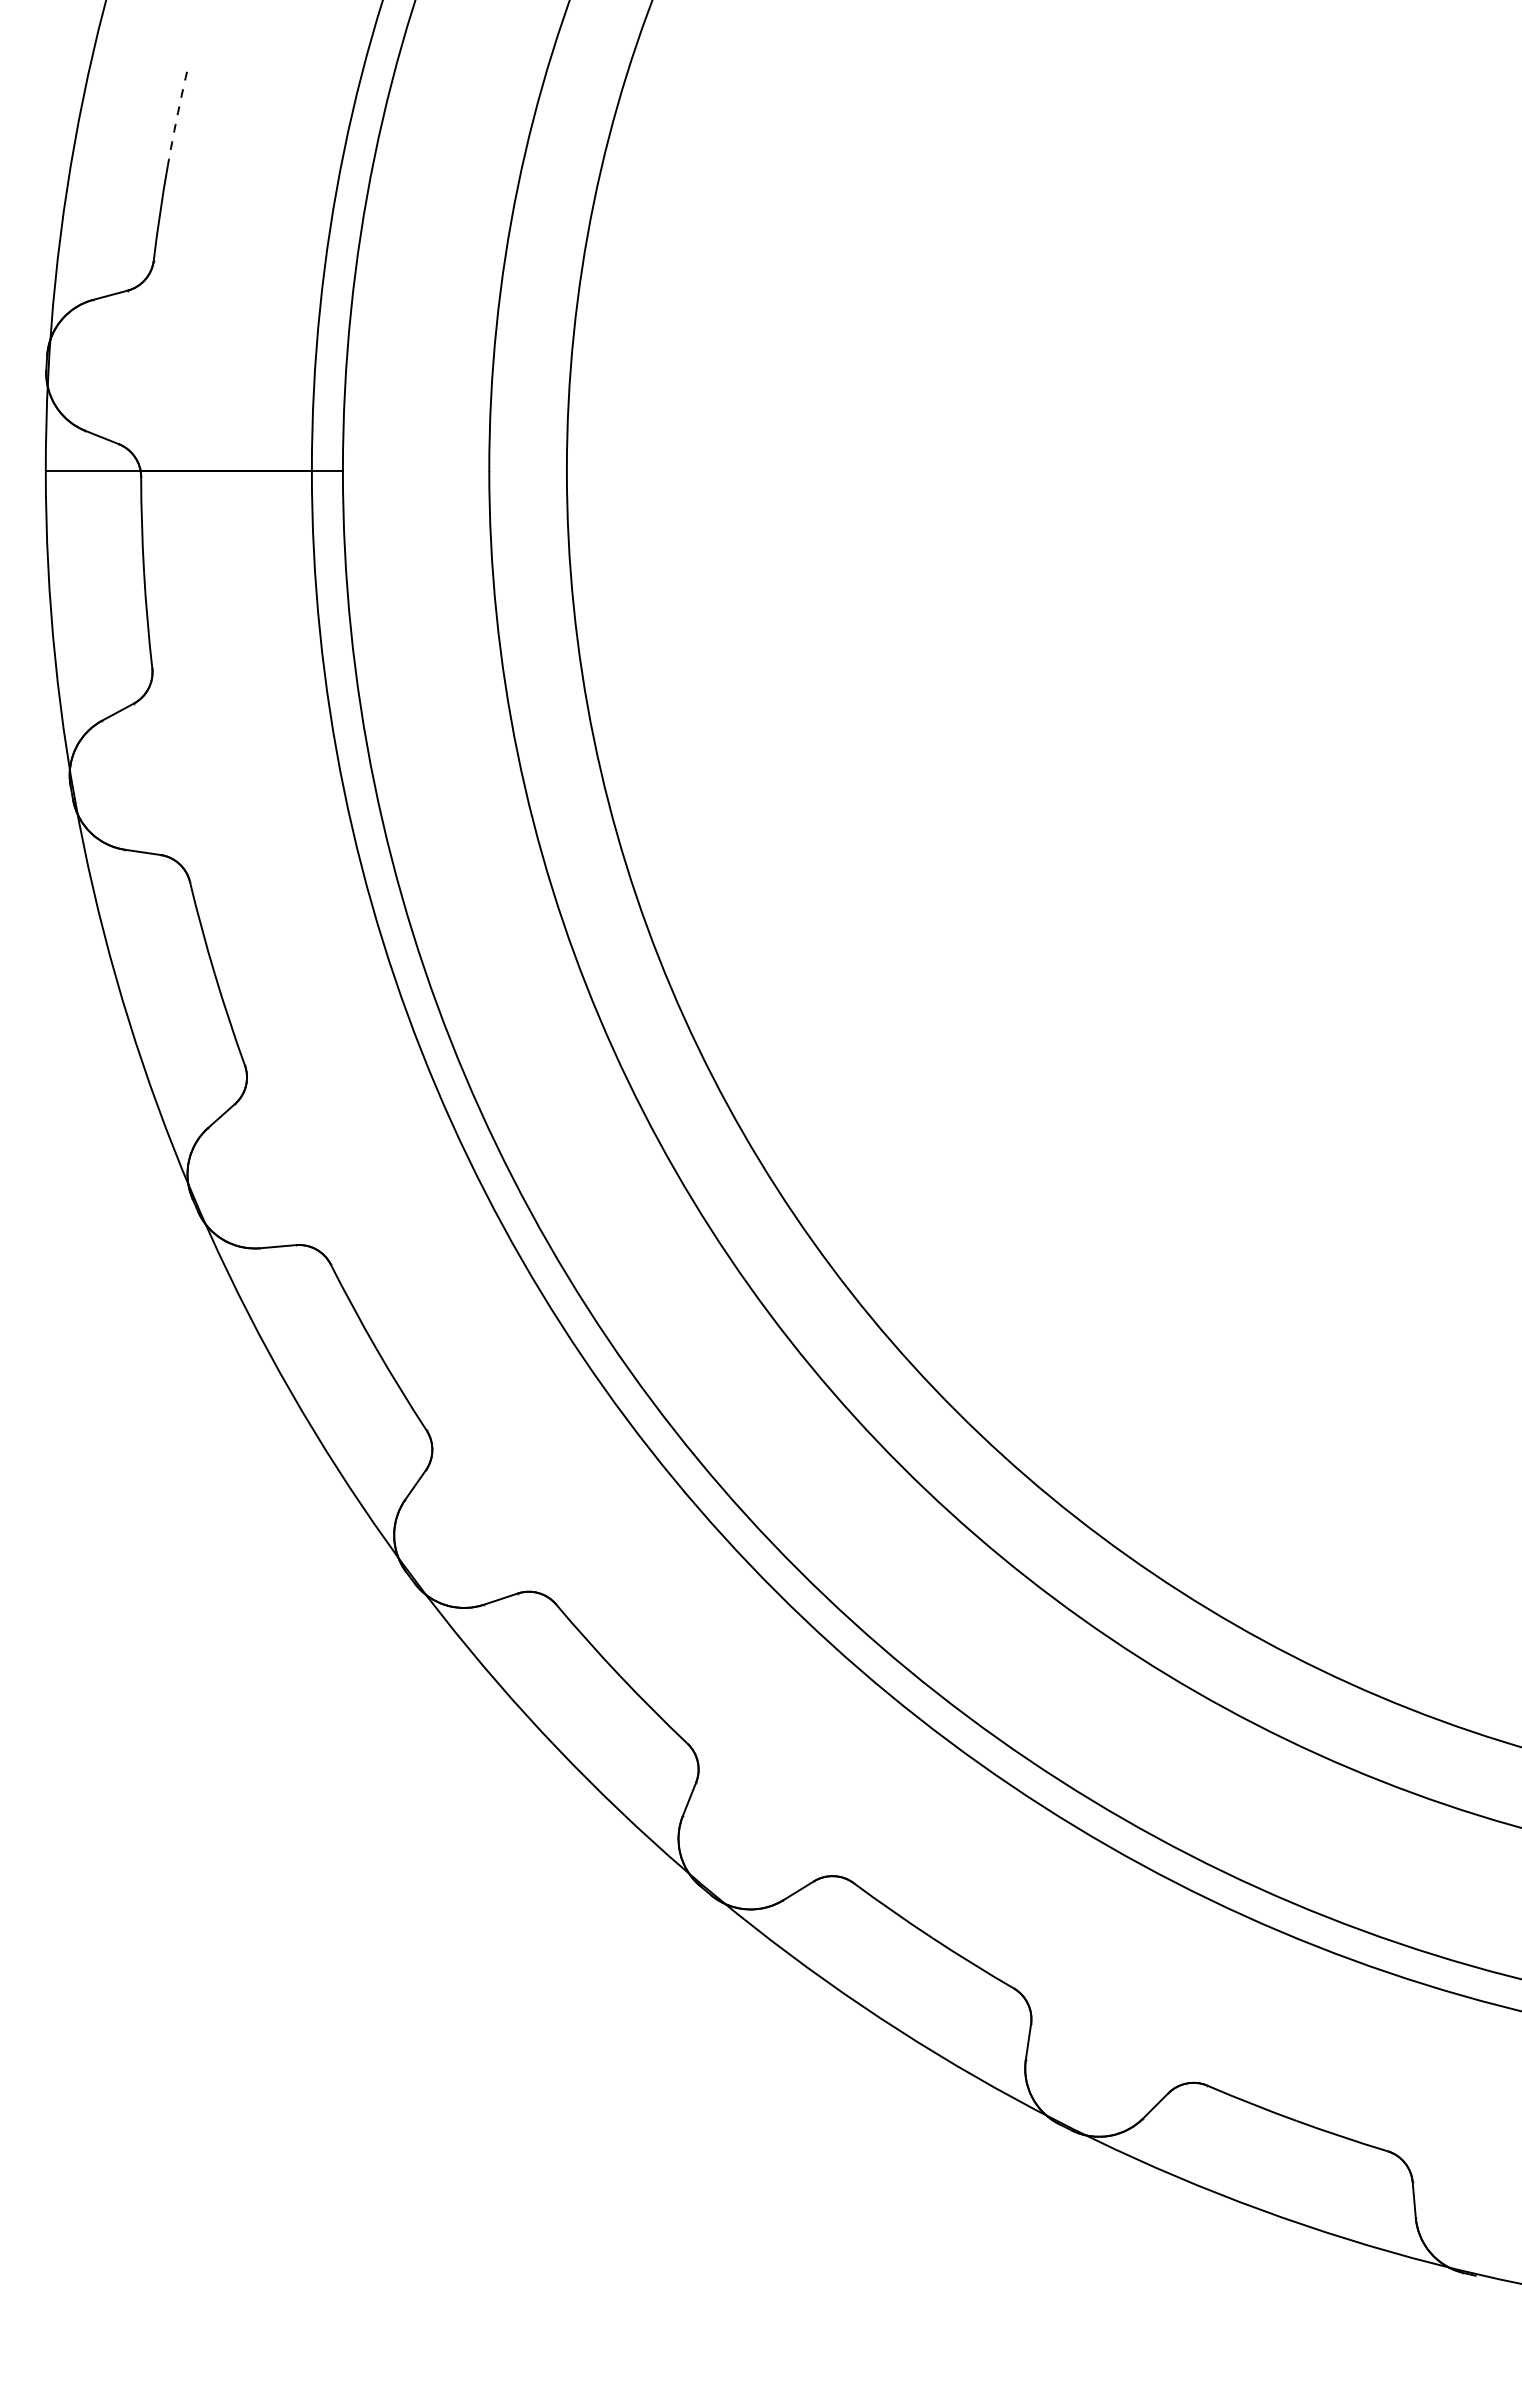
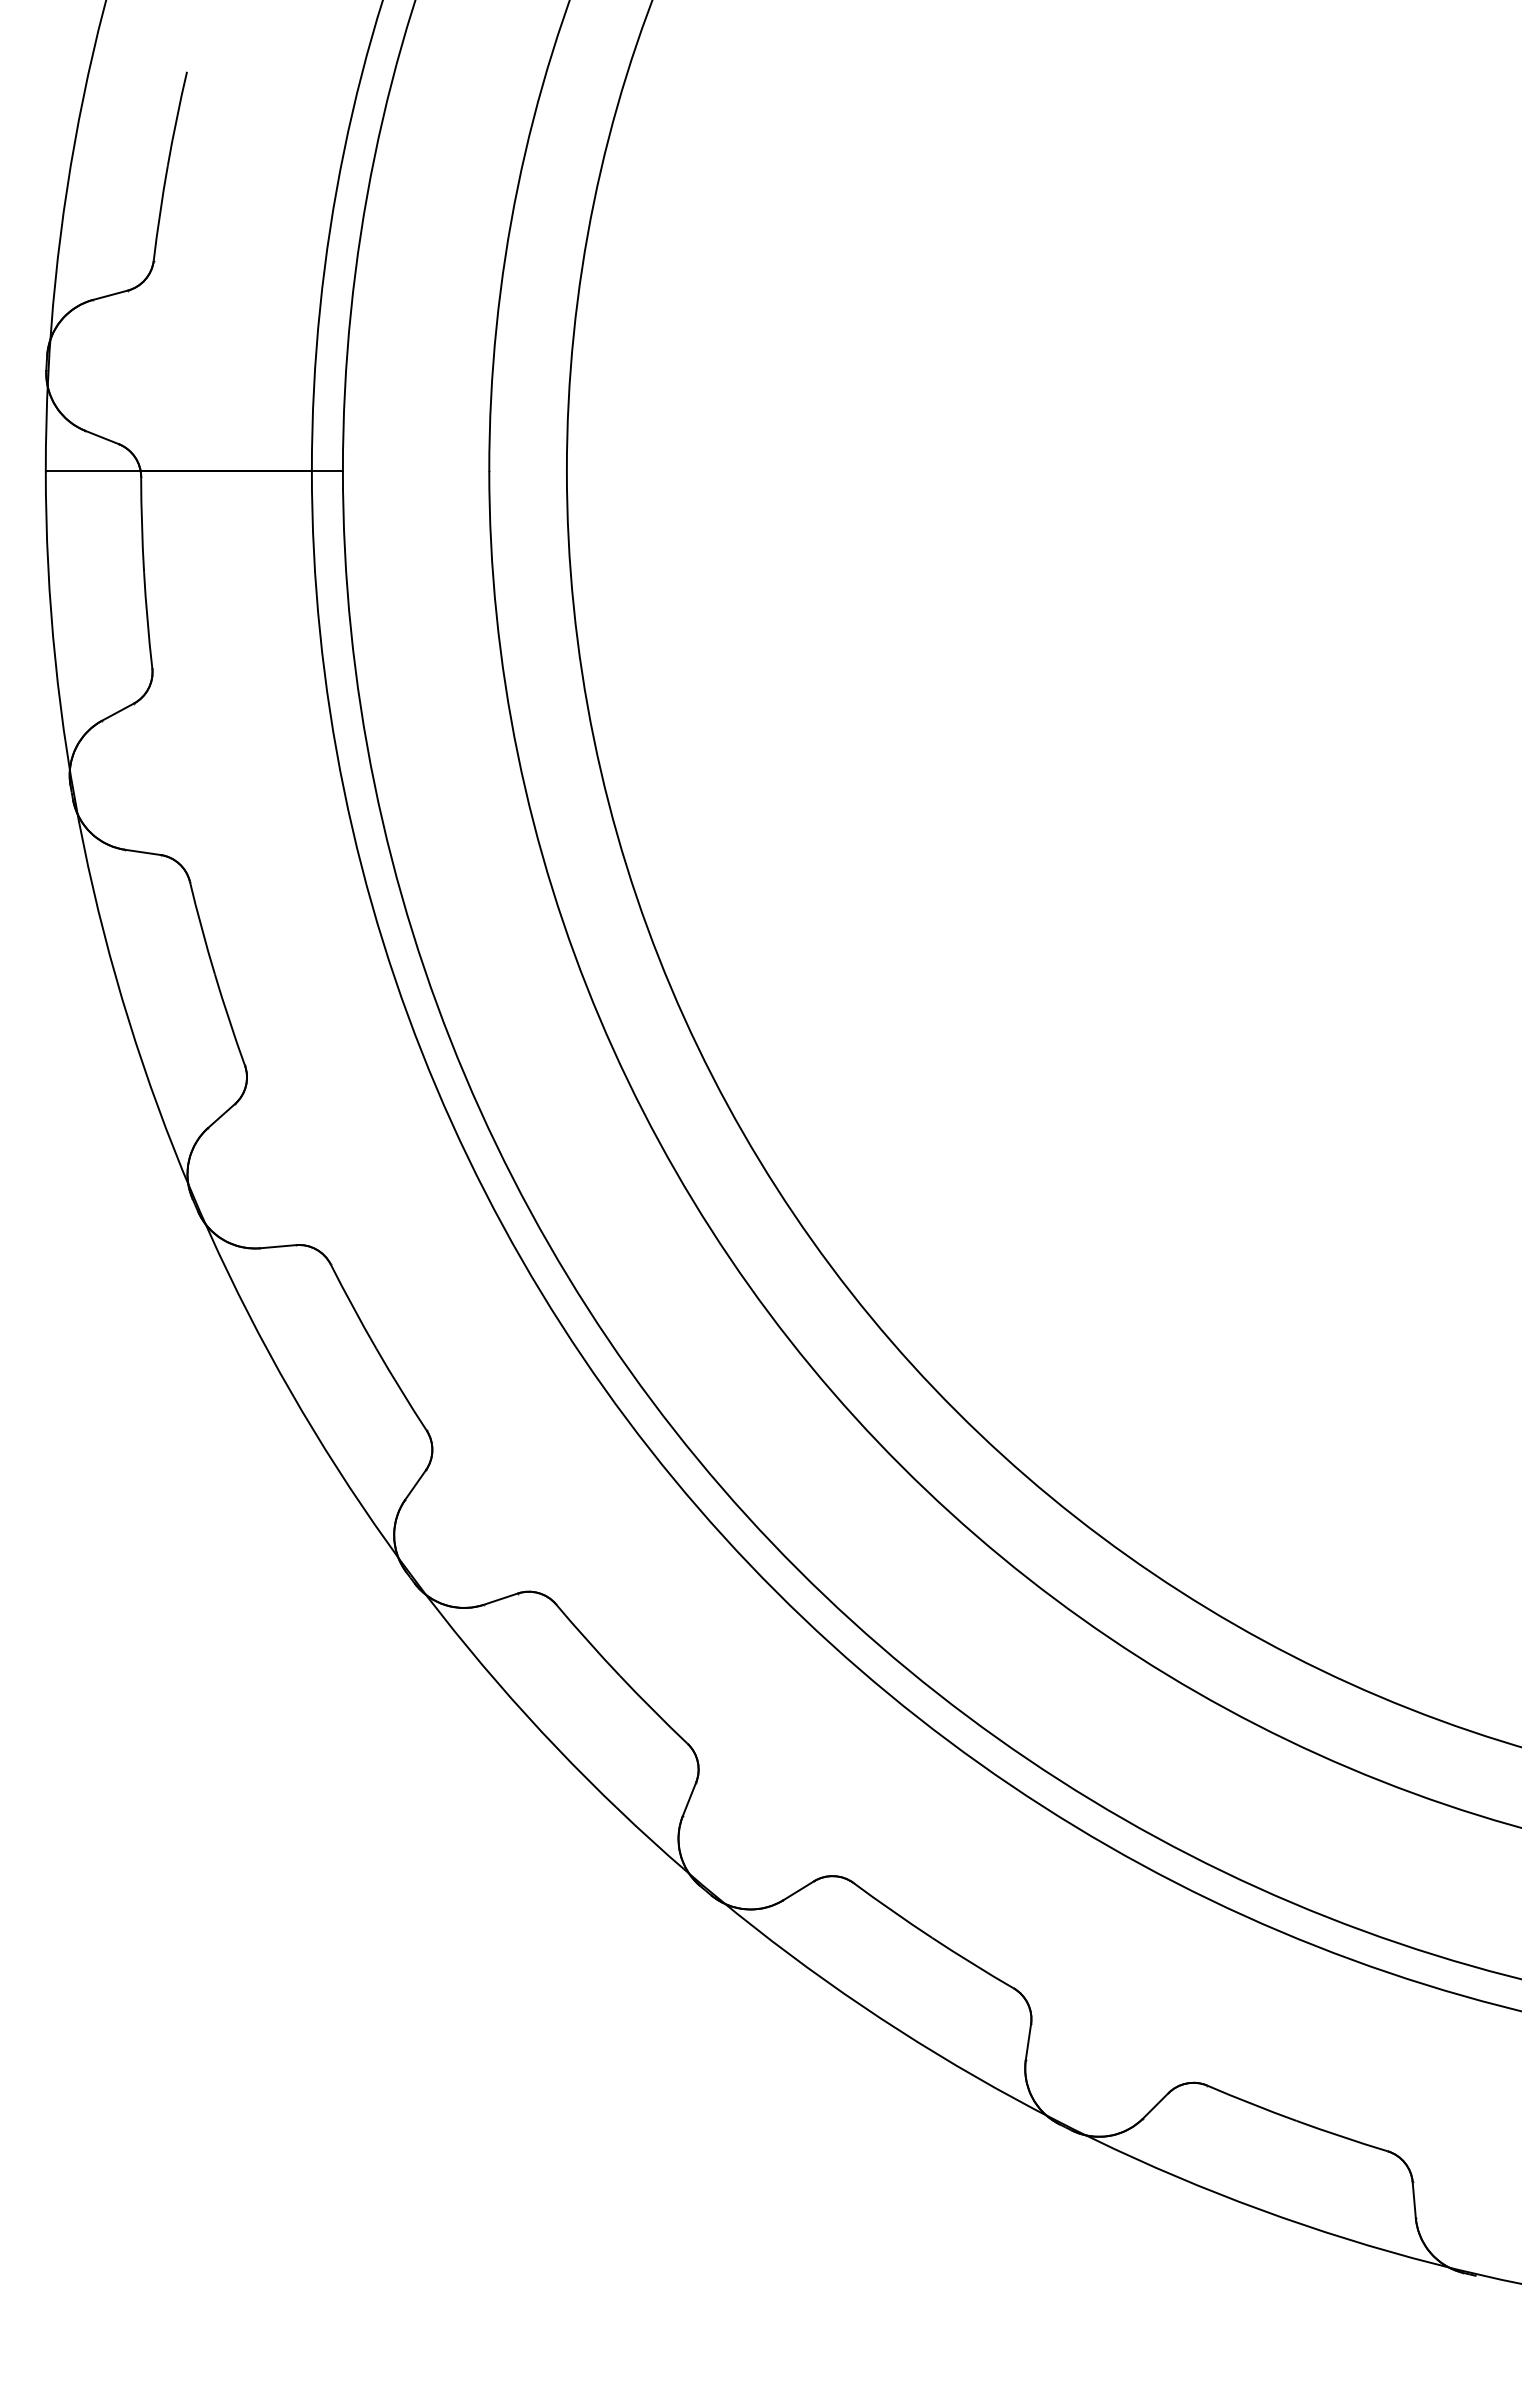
arc: dashed -> solid (176, 118)
